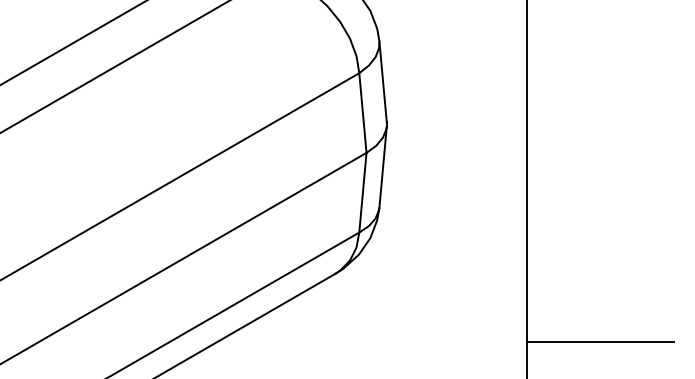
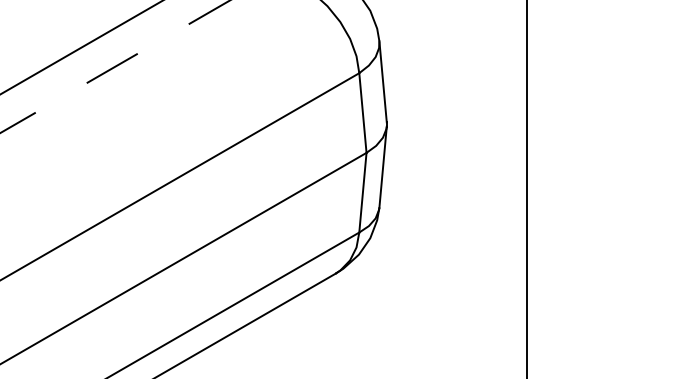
line position: (72, 42) -> (80, 47) (80, 47)
line: solid -> dashed (115, 66)
line: present -> none (600, 342)
